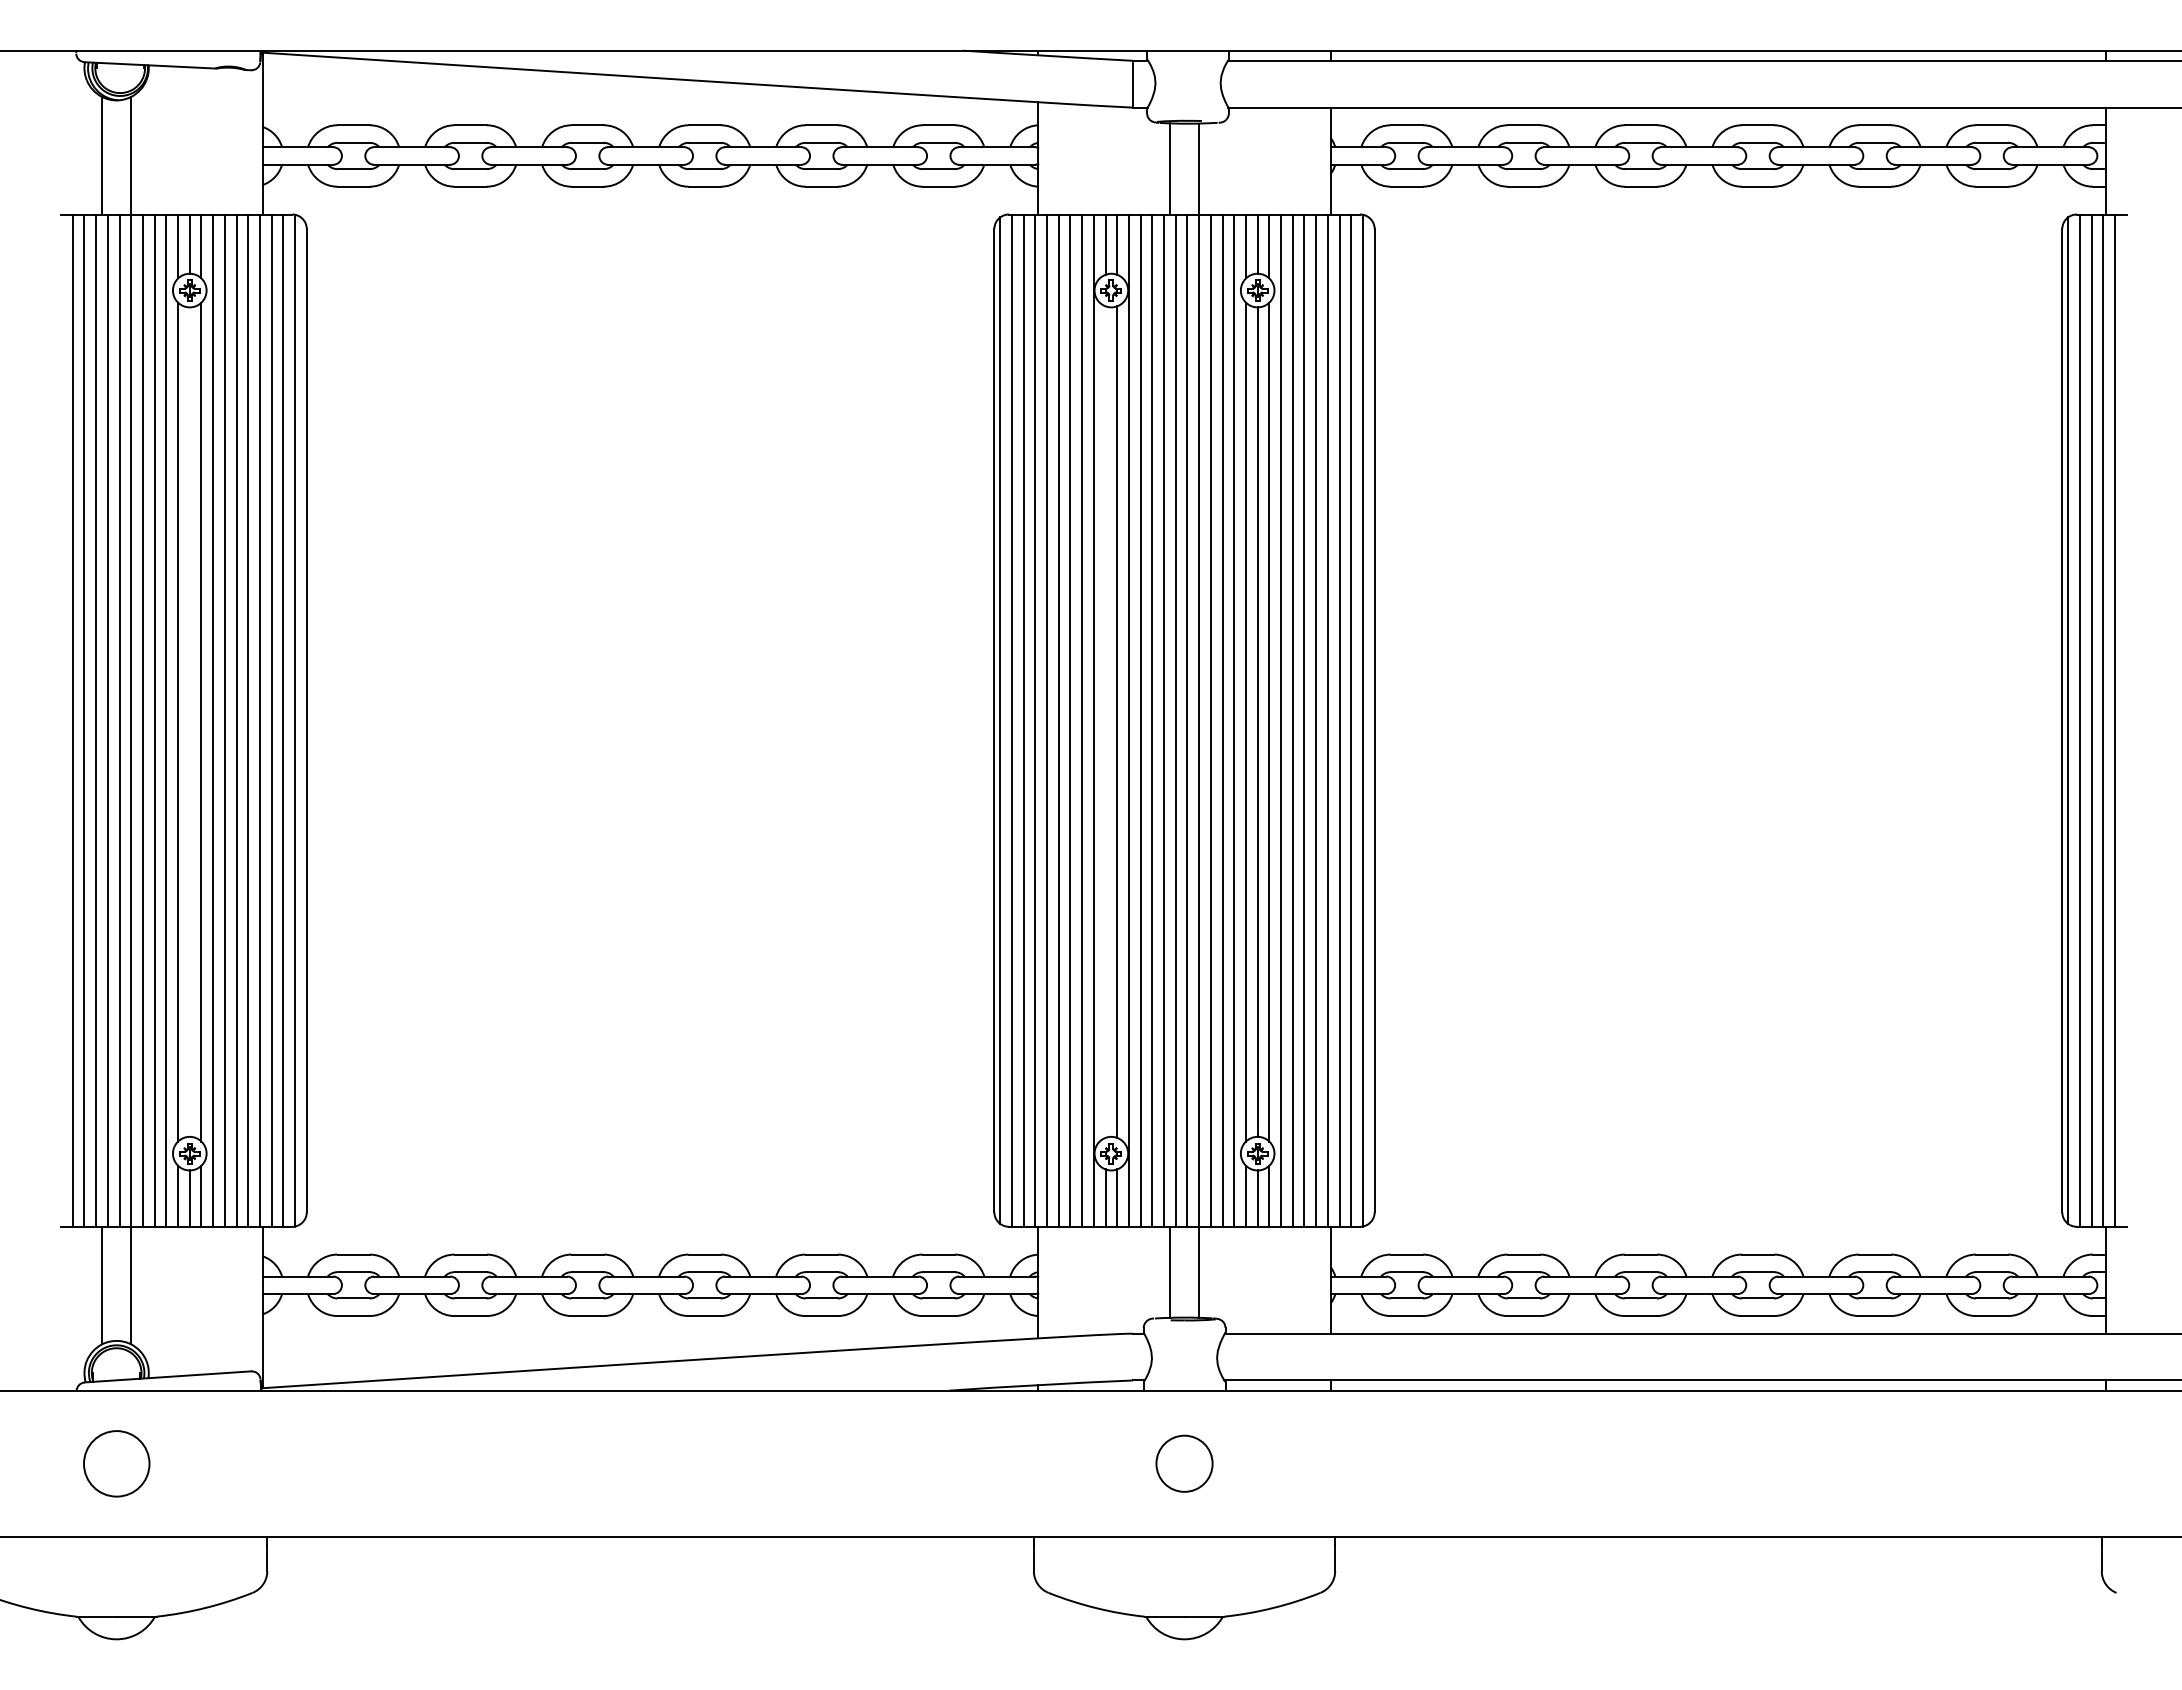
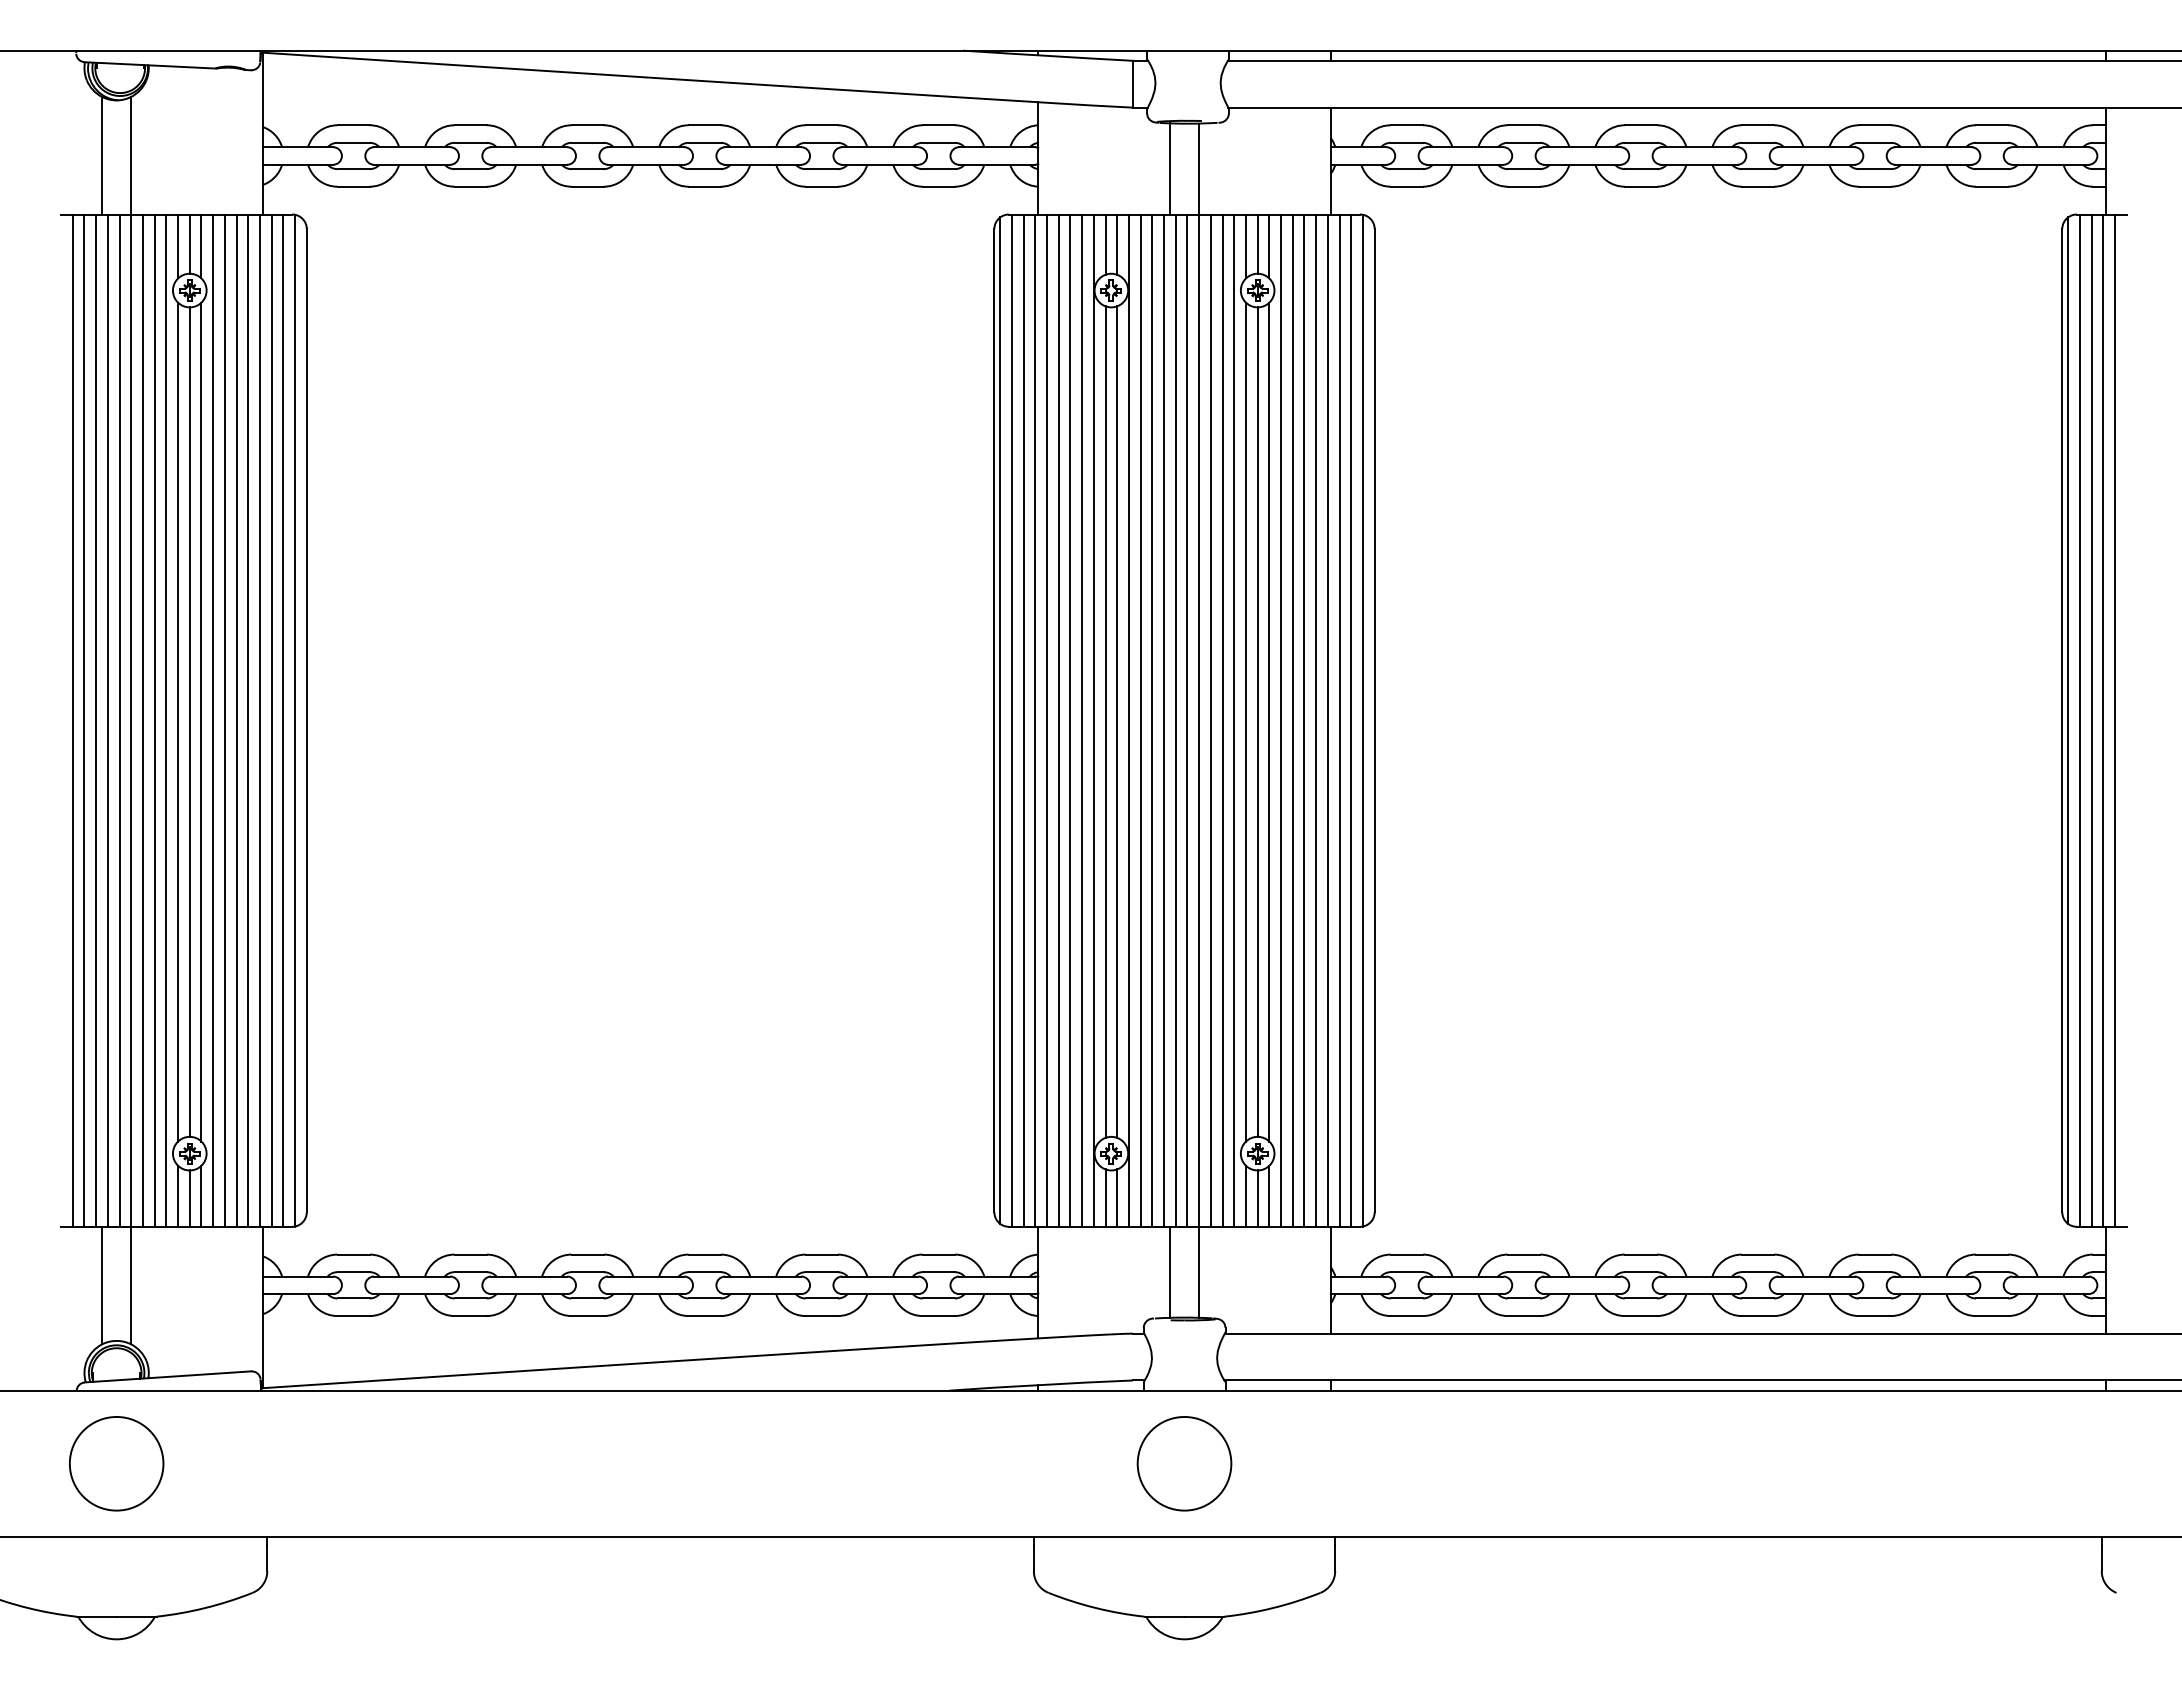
line: none -> present (189, 721)
line: none -> present (1105, 721)
circle size: 68x68 px -> 96x96 px (116, 1463)
circle diameter: 56 px -> 94 px (1184, 1463)
